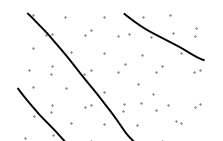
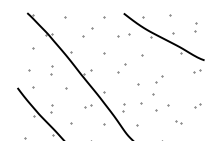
part size: 9x8 px -> 12x11 px (87, 32)
part position: (195, 32) -> (195, 27) (195, 27)
part position: (159, 69) -> (159, 79) (159, 79)
